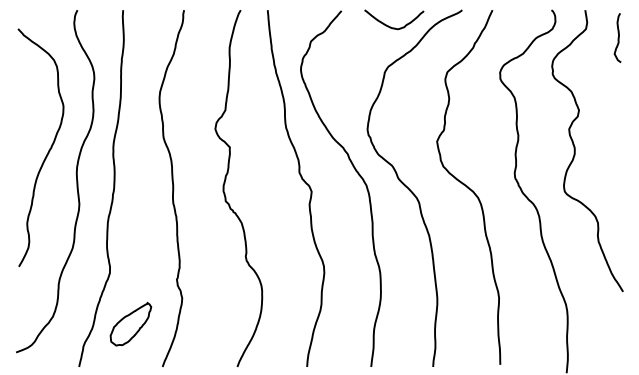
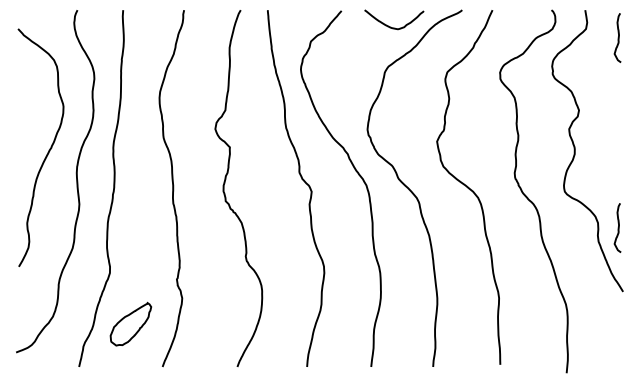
curve: none -> present (617, 227)
